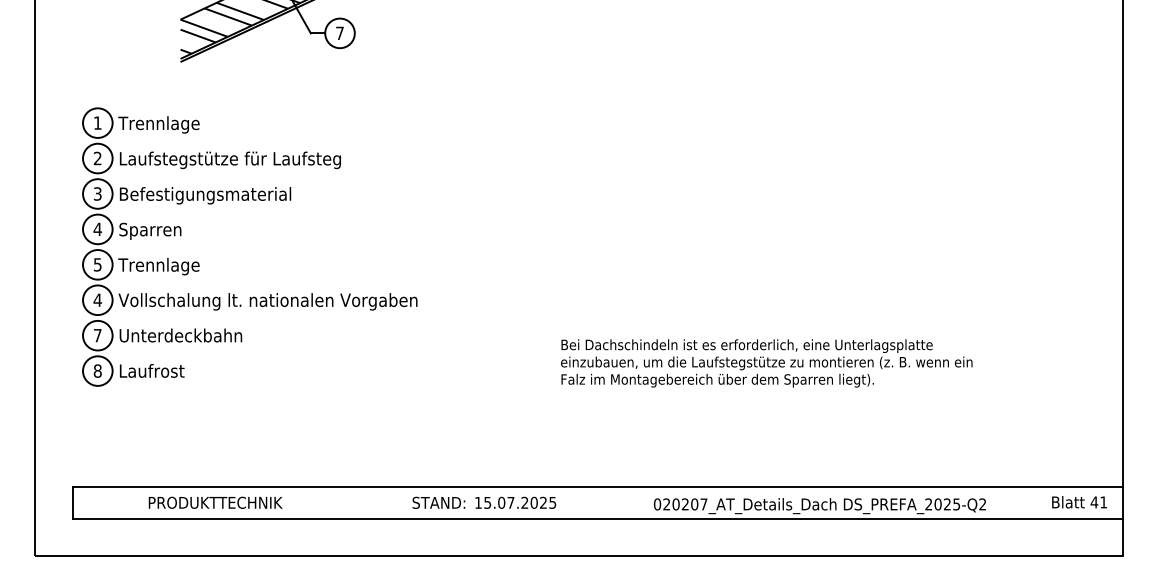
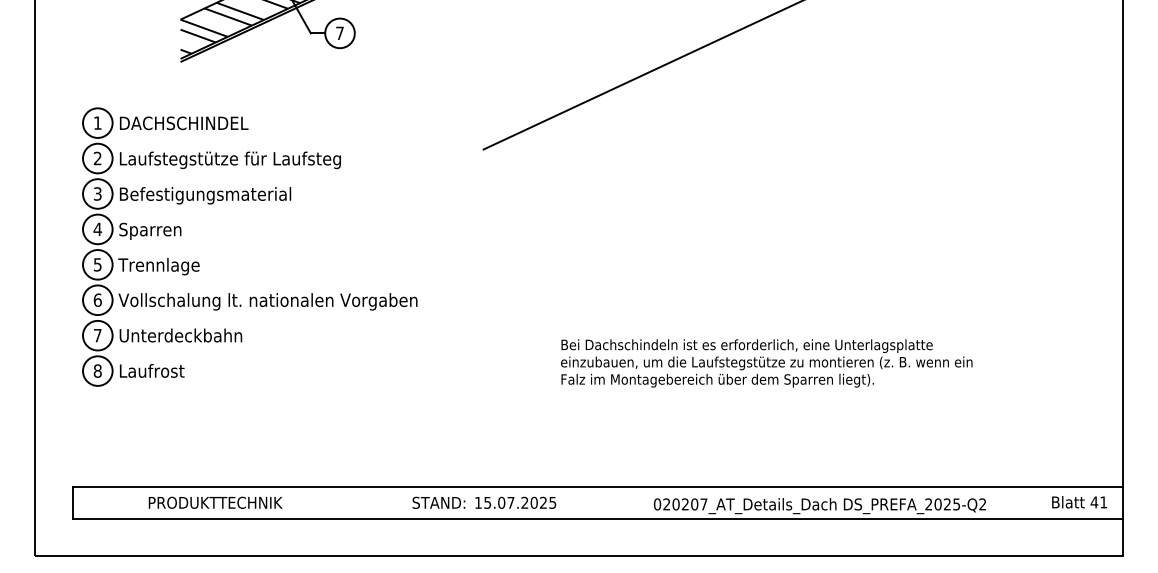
line: none -> present (641, 75)
text: Trennlage -> DACHSCHINDEL (183, 124)
text: 4 -> 6 (97, 299)
